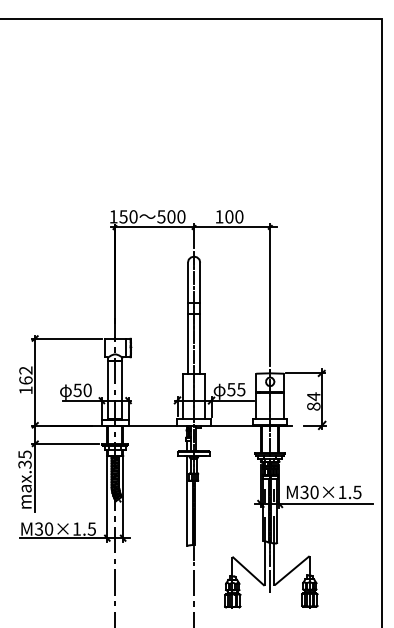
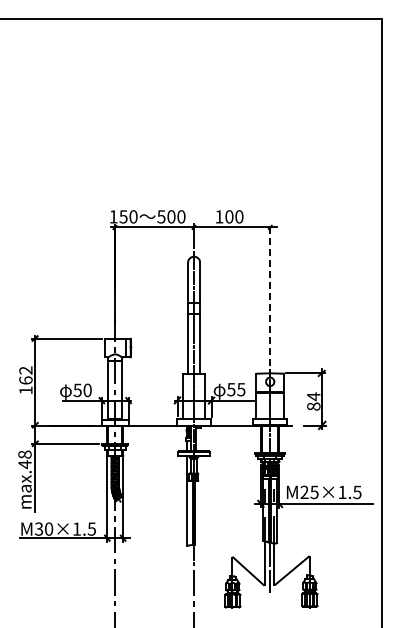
line: solid -> dashed (270, 294)
text: max.35 -> max.48 (24, 459)
text: M30×1.5 -> M25×1.5 (309, 492)
